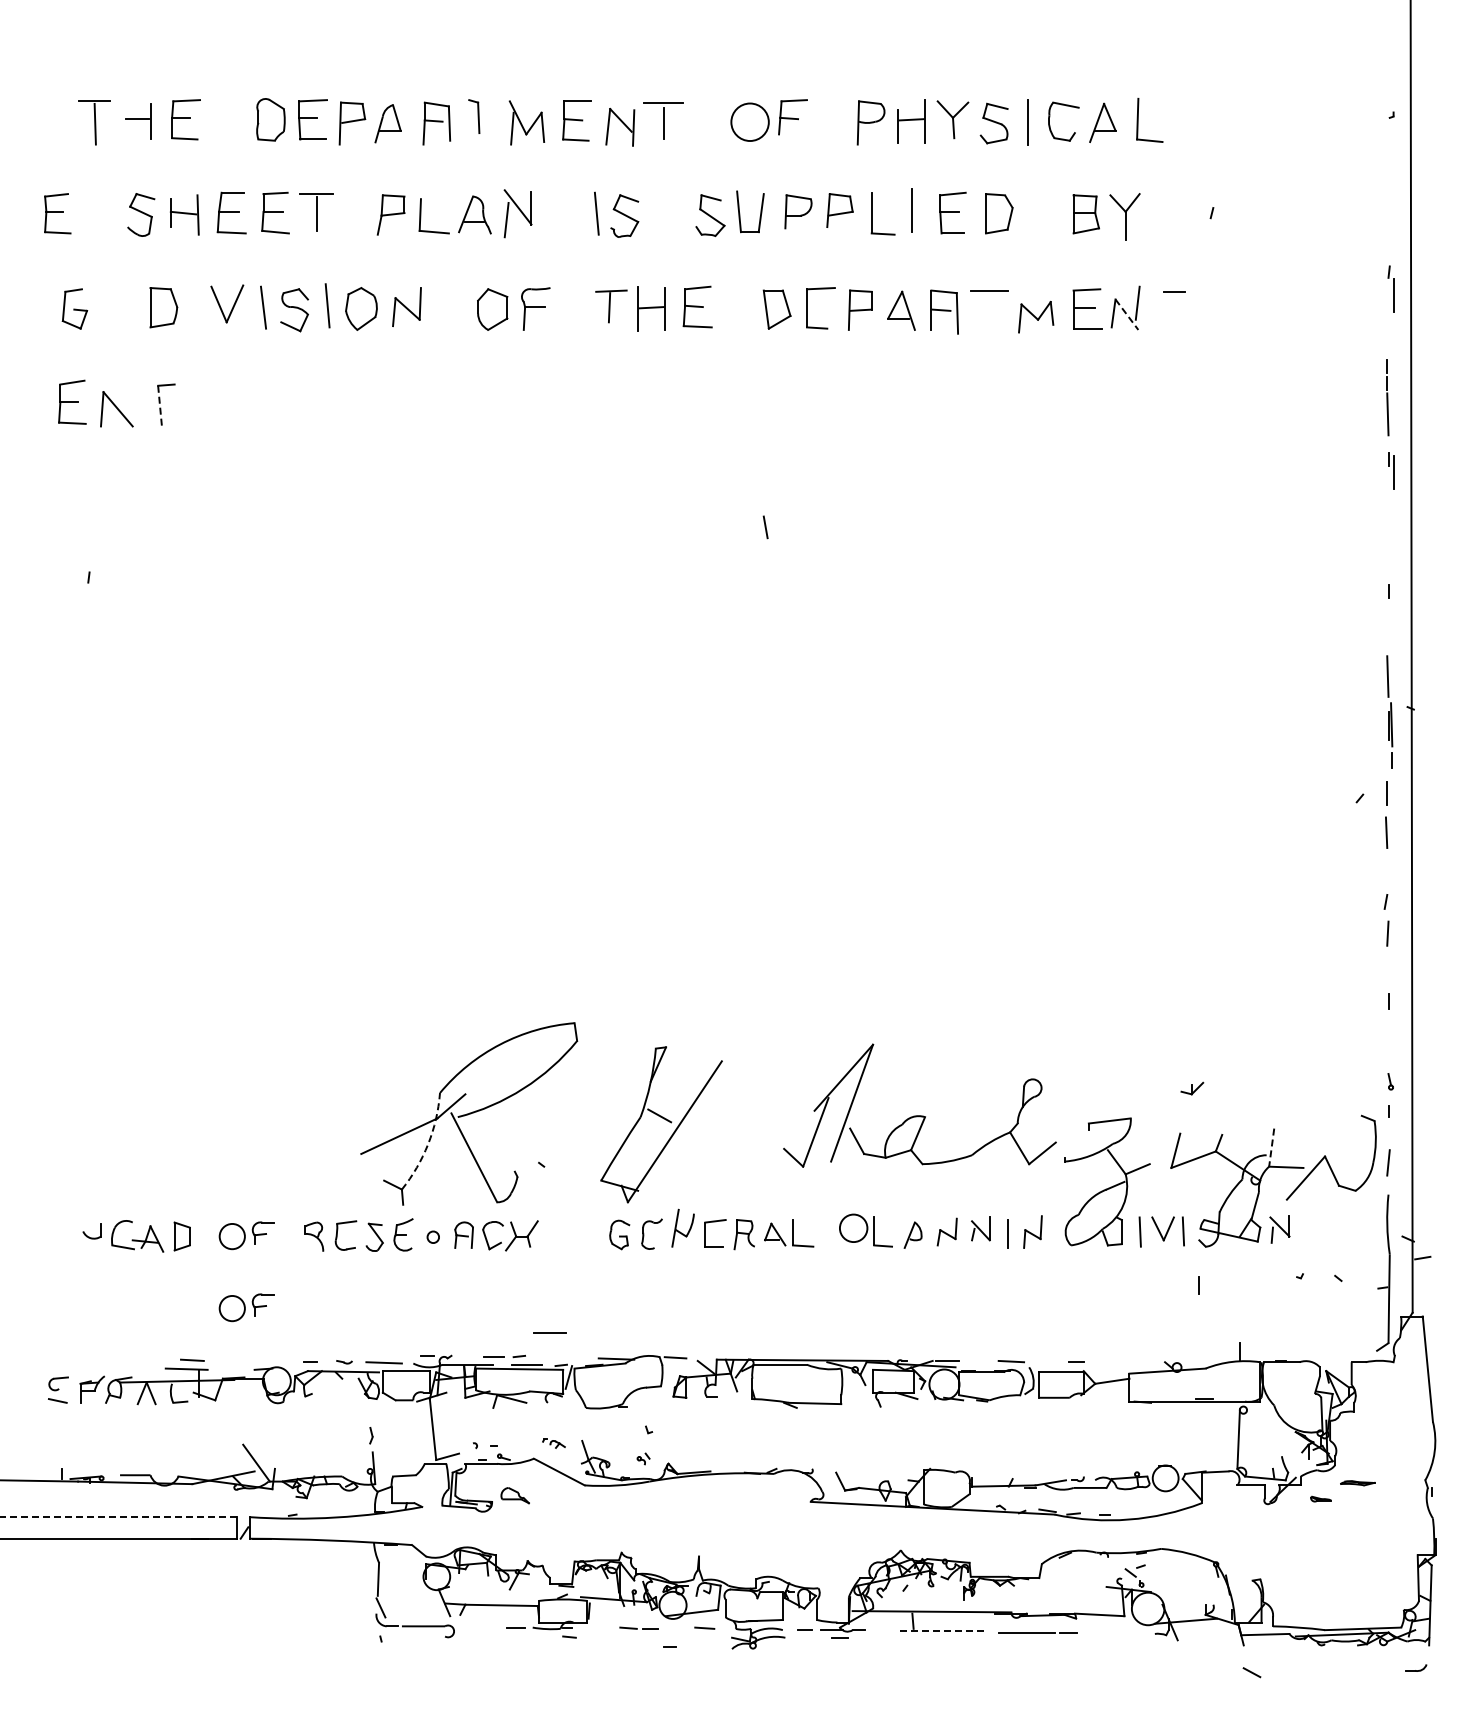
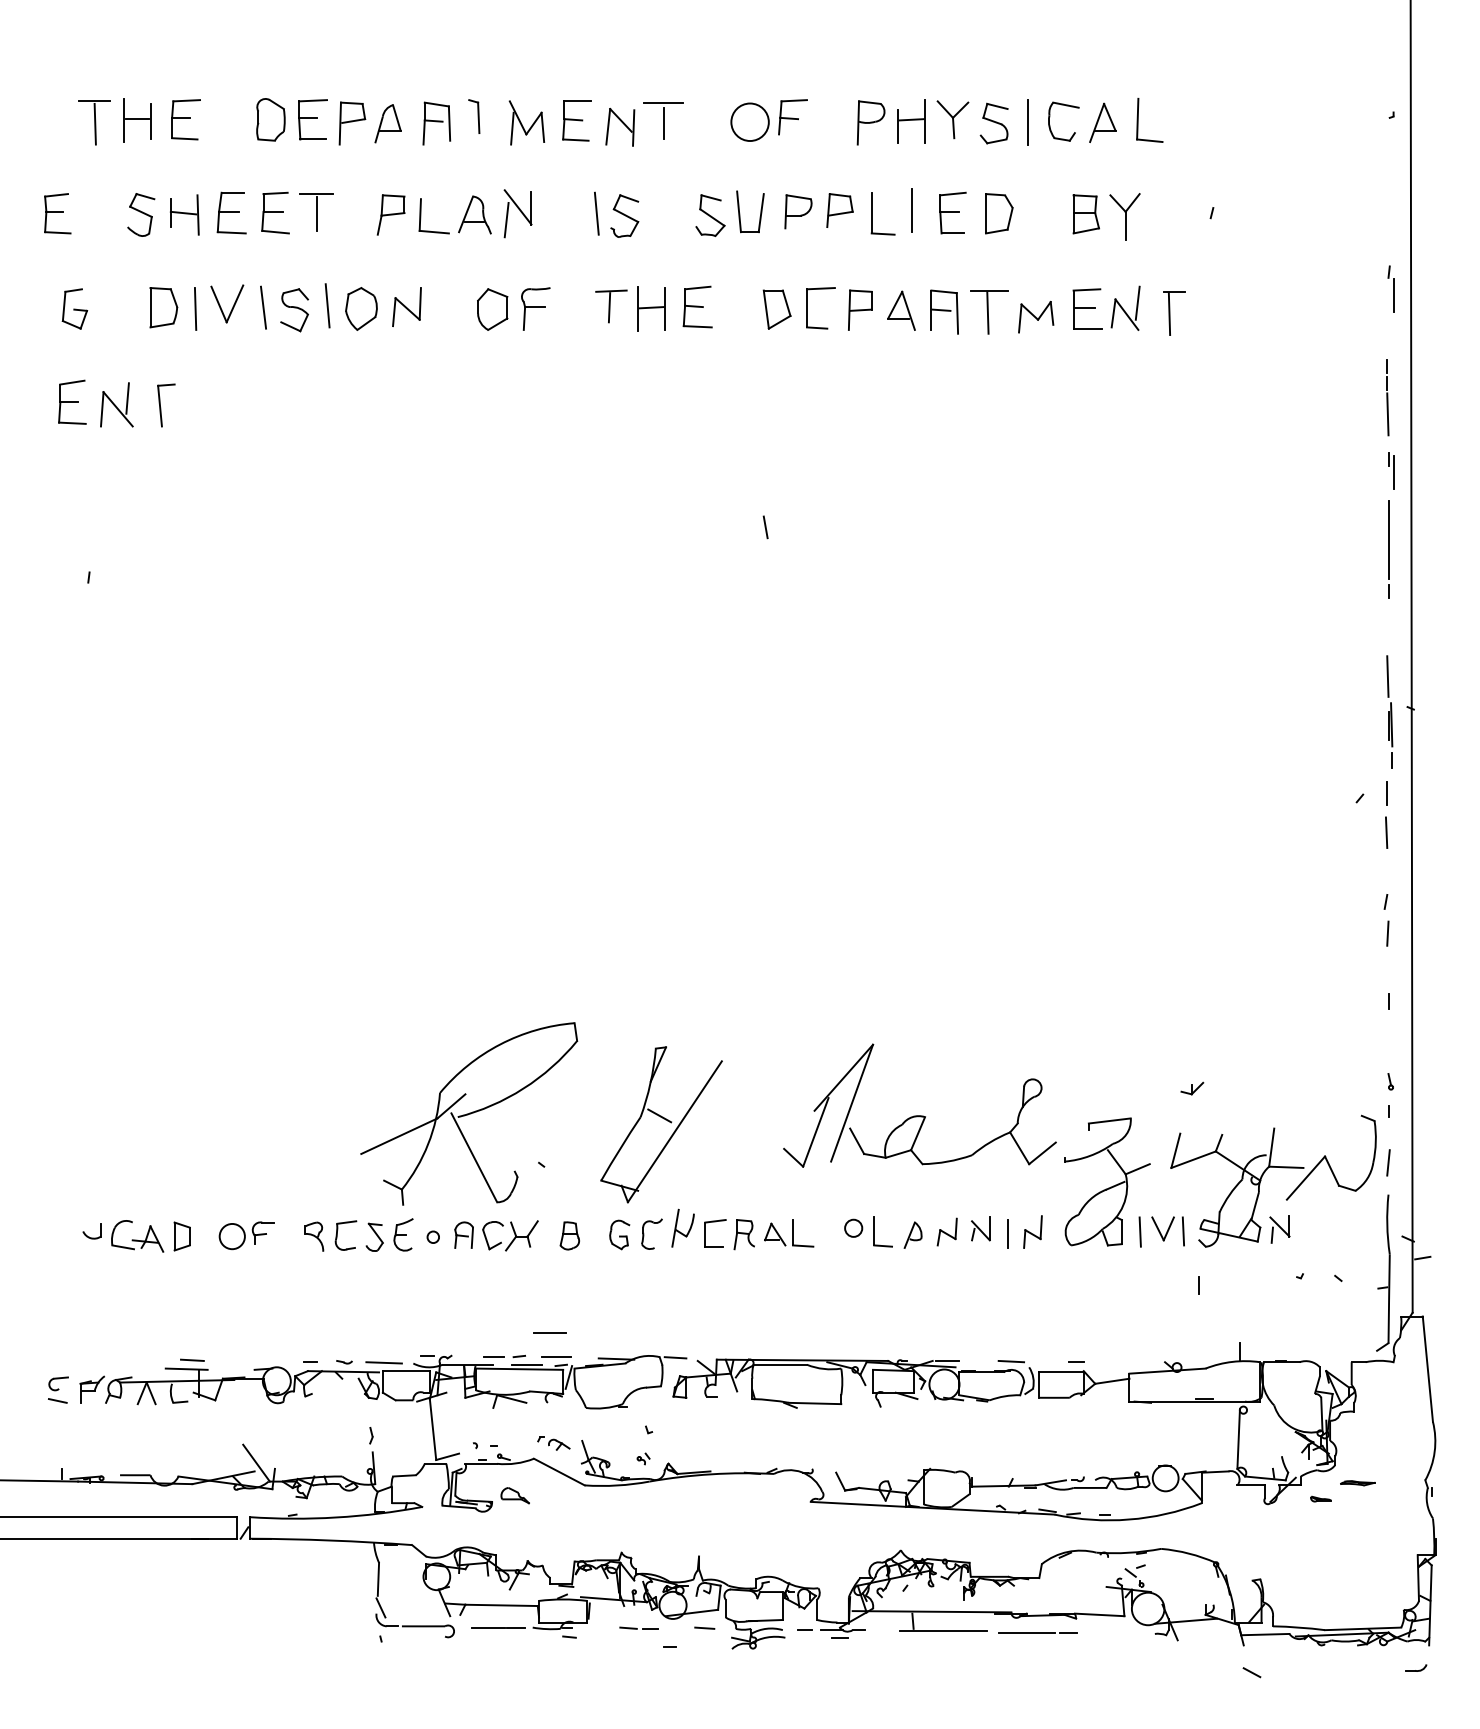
line: none -> present (123, 120)
line: none -> present (195, 308)
line: none -> present (987, 312)
line: none -> present (1169, 314)
line: dashed -> solid (1127, 315)
line: none -> present (127, 398)
line: dashed -> solid (160, 406)
line: none -> present (1388, 539)
arc: dashed -> solid (428, 1144)
line: dashed -> solid (1271, 1148)
circle diameter: 27 px -> 17 px (853, 1227)
part: none -> present (569, 1235)
part: present -> none (246, 1307)
line: none -> present (555, 1357)
part size: 24x11 px -> 34x15 px (553, 1443)
line: dashed -> solid (118, 1517)
line: none -> present (487, 1627)
line: dashed -> solid (943, 1631)
